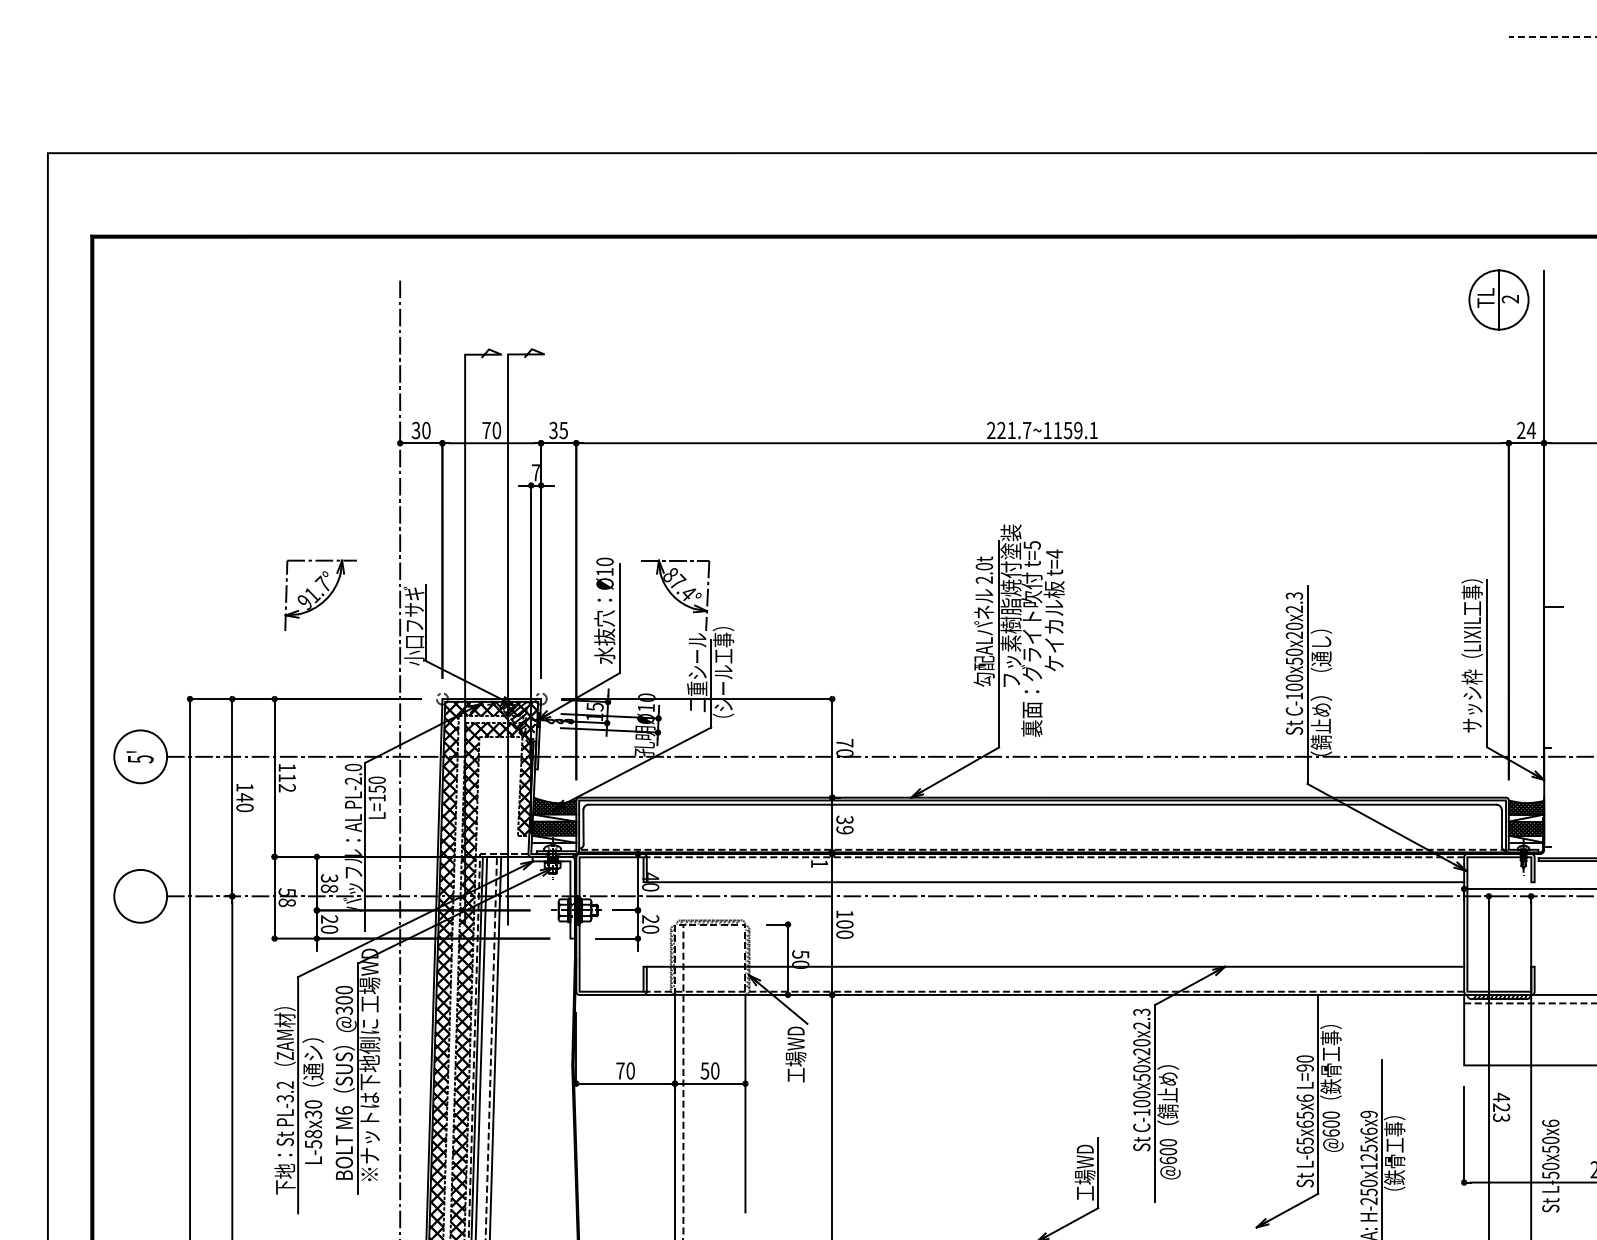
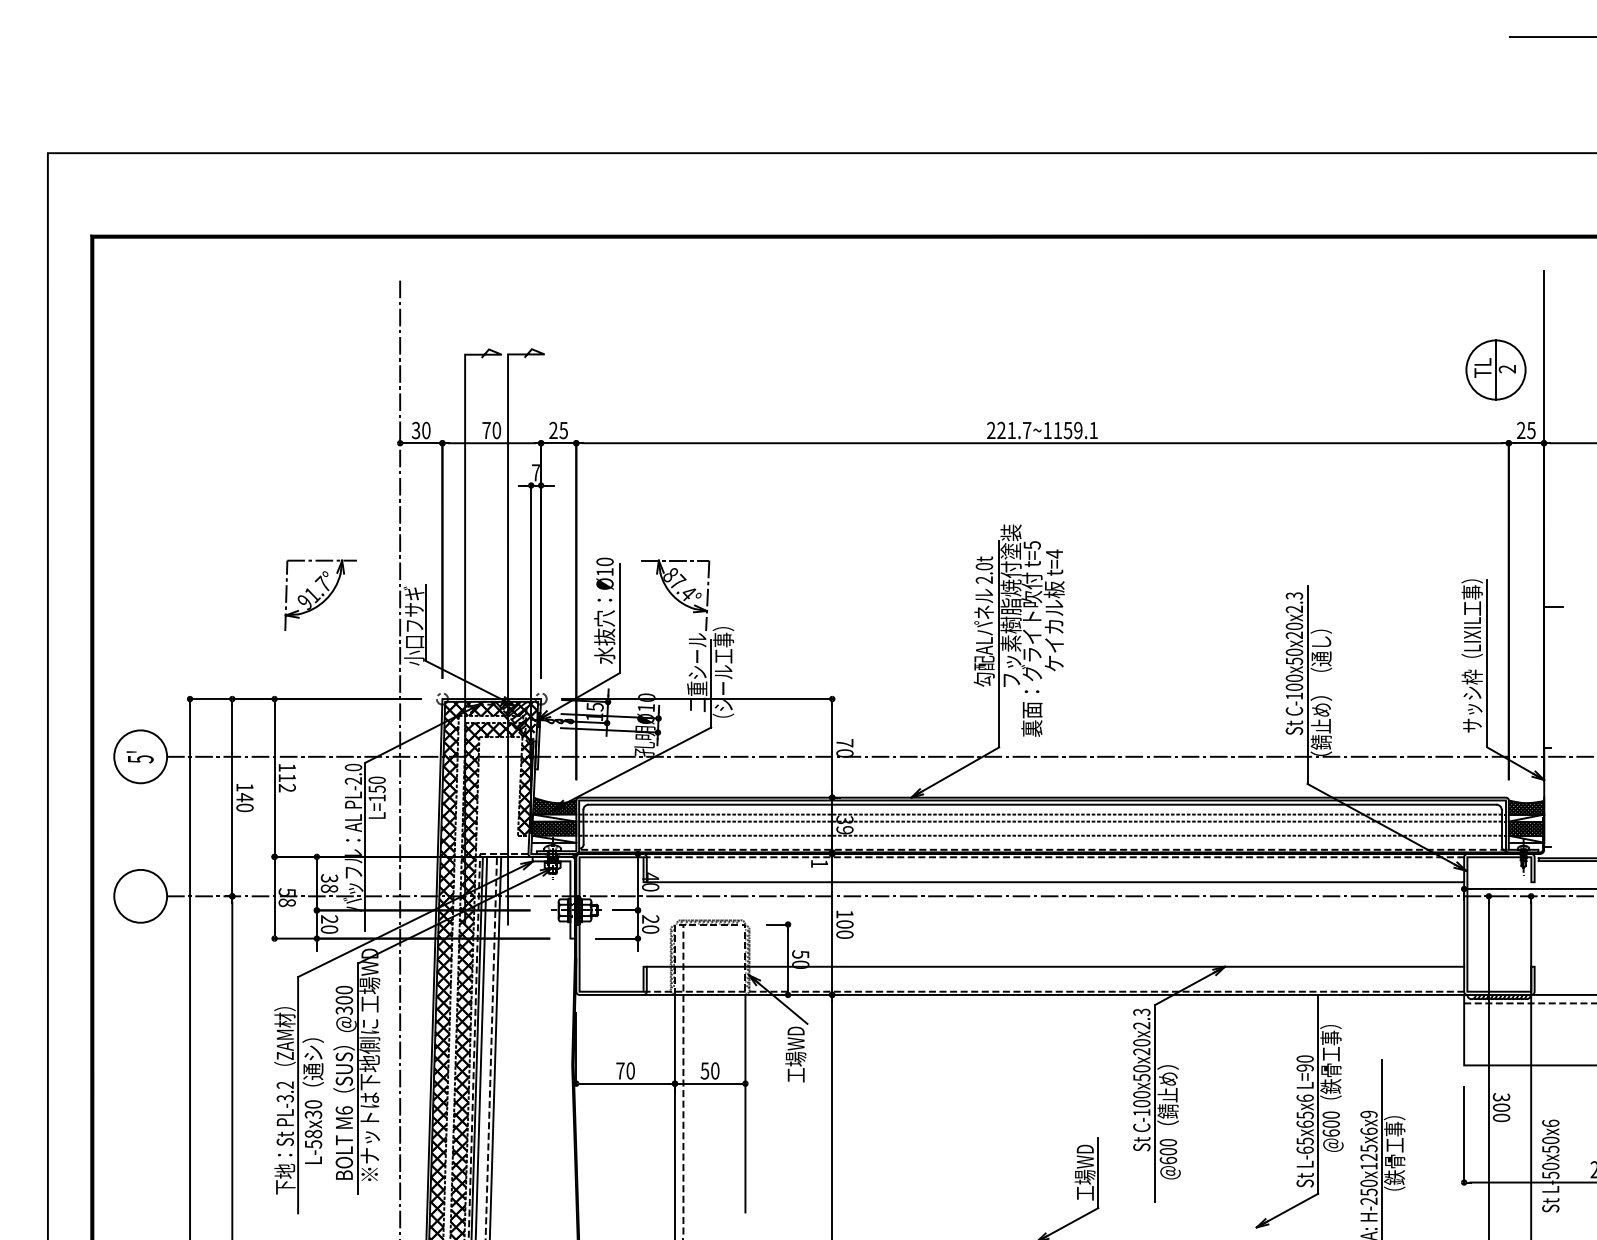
line: dashed -> solid (1552, 36)
part position: (1498, 299) -> (1495, 369) (1495, 369)
text: 35 -> 25 (553, 430)
text: 24 -> 25 (1531, 430)
line: none -> present (1042, 814)
line: none -> present (1042, 821)
line: none -> present (1042, 835)
text: 423 -> 300 (1501, 1107)
